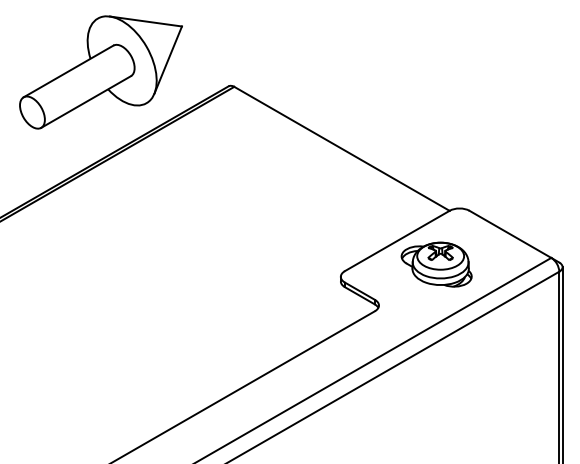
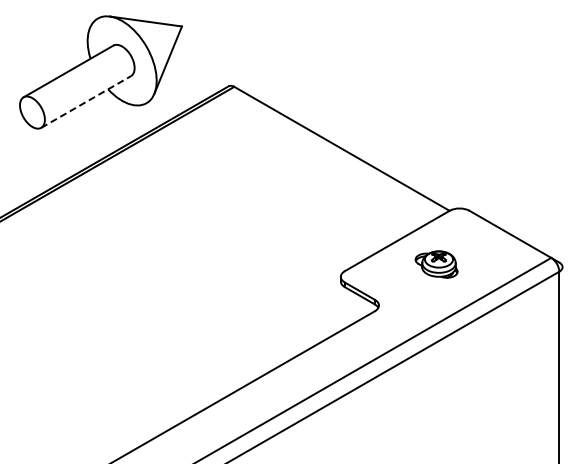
line: solid -> dashed (86, 102)
part size: 73x47 px -> 45x29 px (436, 264)
line: present -> none (562, 363)
